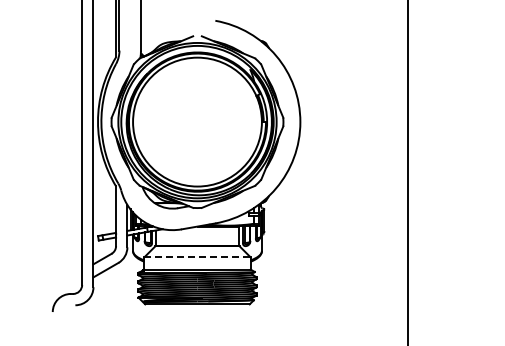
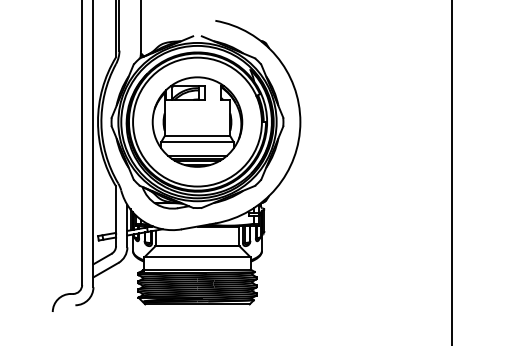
part: none -> present (197, 121)
line position: (408, 172) -> (452, 172) (452, 172)
line: dashed -> solid (198, 257)
